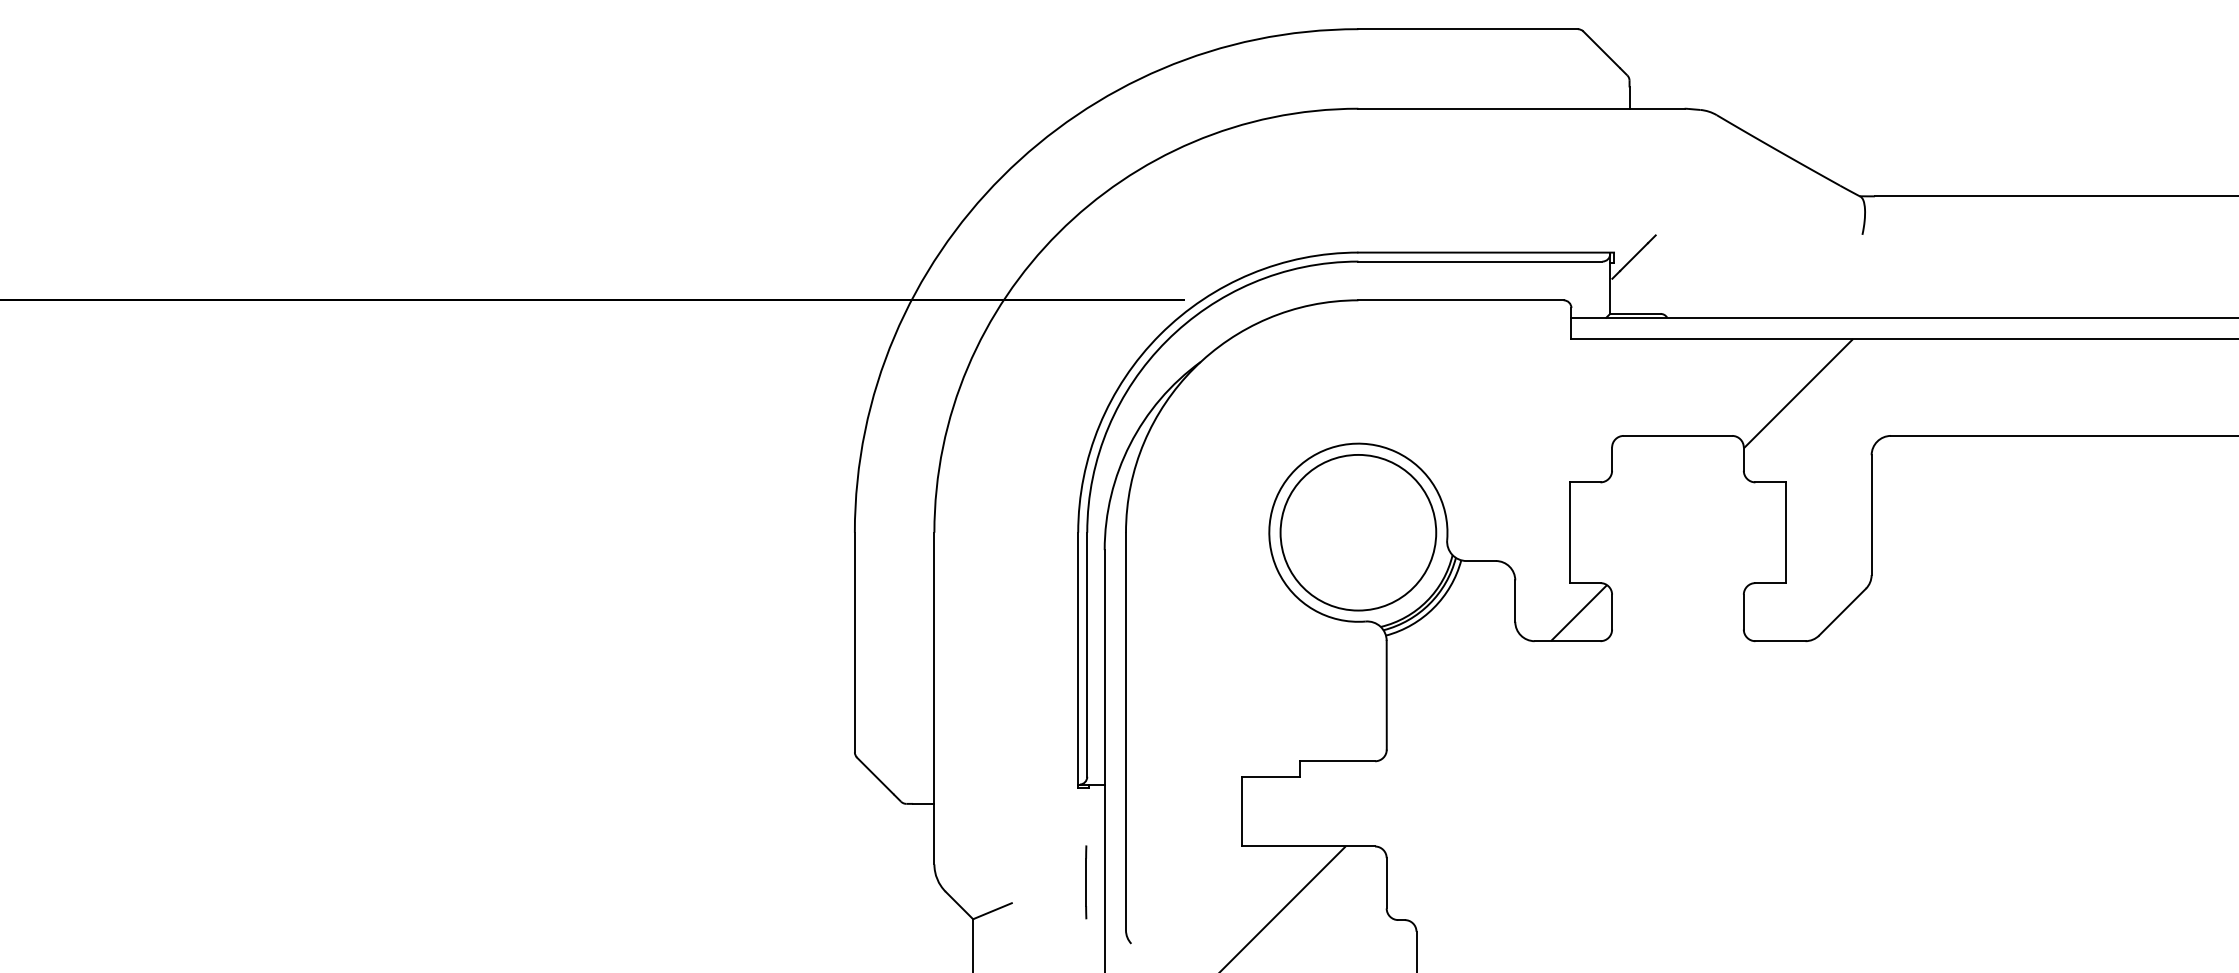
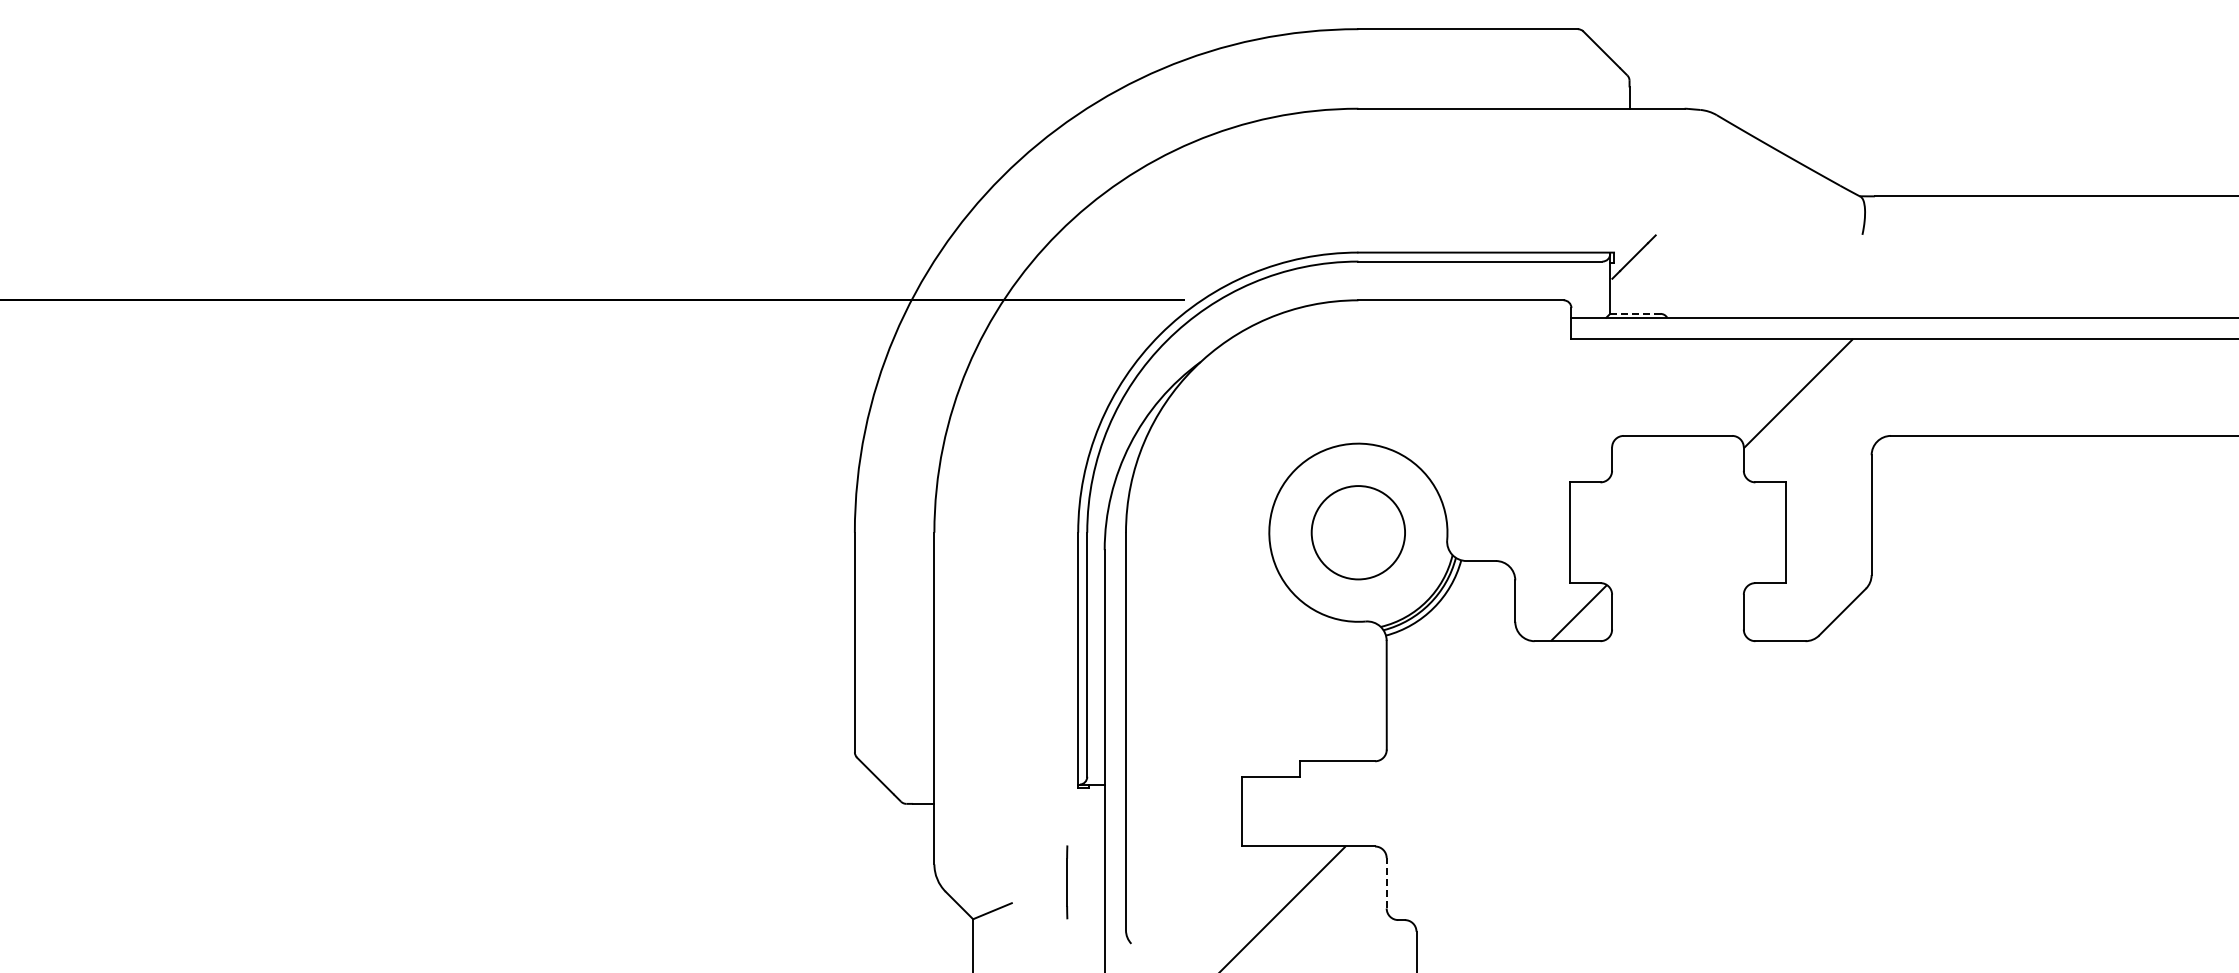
line: solid -> dashed (1634, 313)
circle diameter: 156 px -> 93 px (1358, 532)
line position: (1086, 882) -> (1067, 882) (1067, 882)
line: solid -> dashed (1386, 882)
